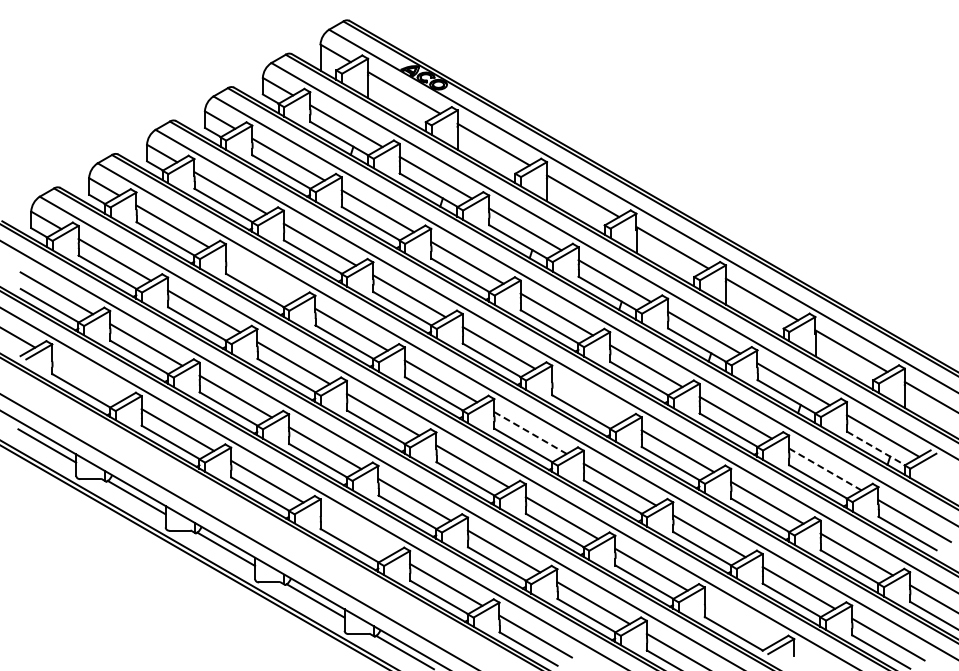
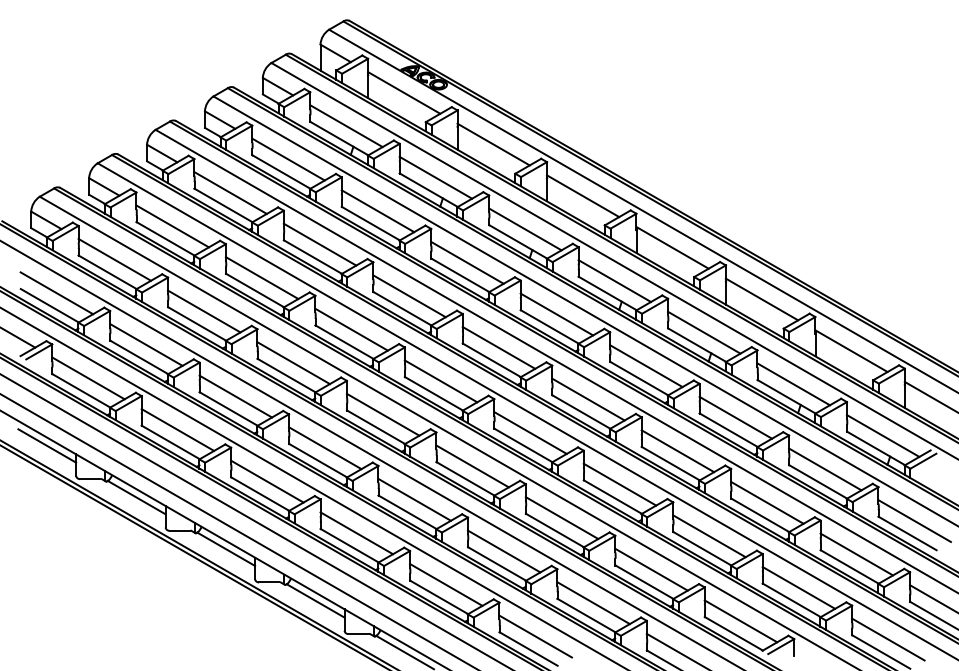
line: none -> present (261, 277)
line: none -> present (88, 378)
line: none -> present (588, 399)
line: dashed -> solid (530, 433)
line: dashed -> solid (876, 448)
line: dashed -> solid (825, 469)
line: none -> present (255, 521)
line: none -> present (356, 533)
line: none -> present (740, 621)
